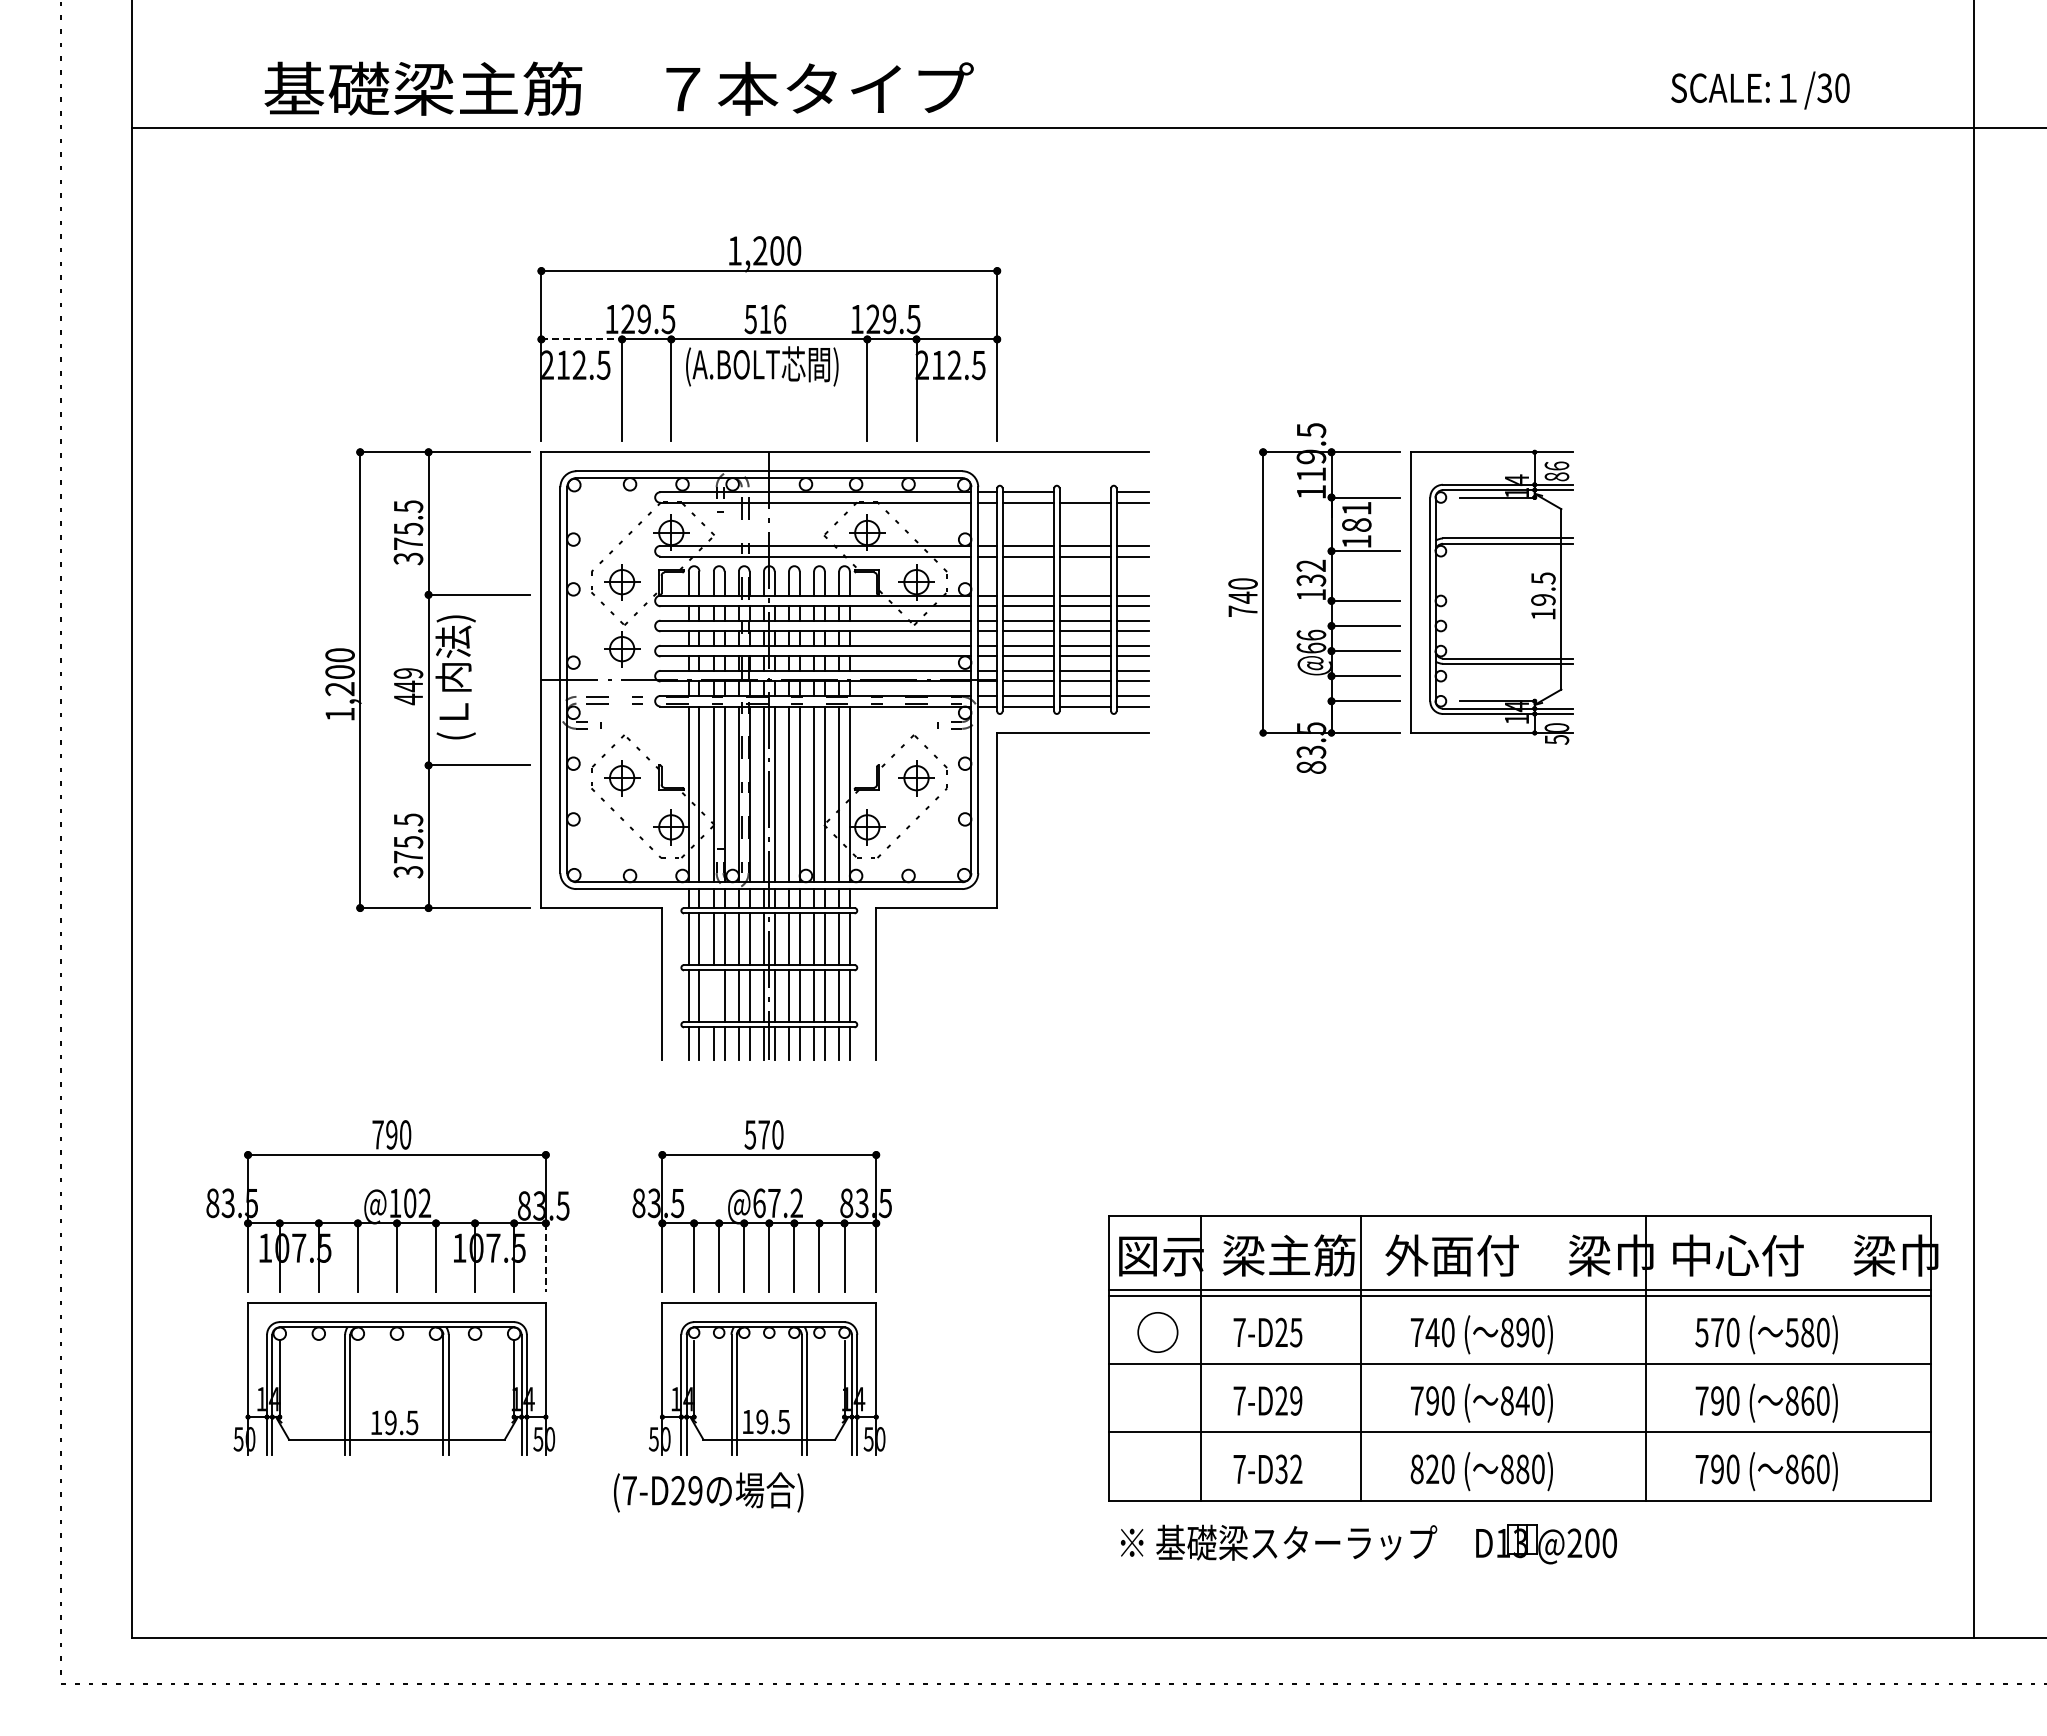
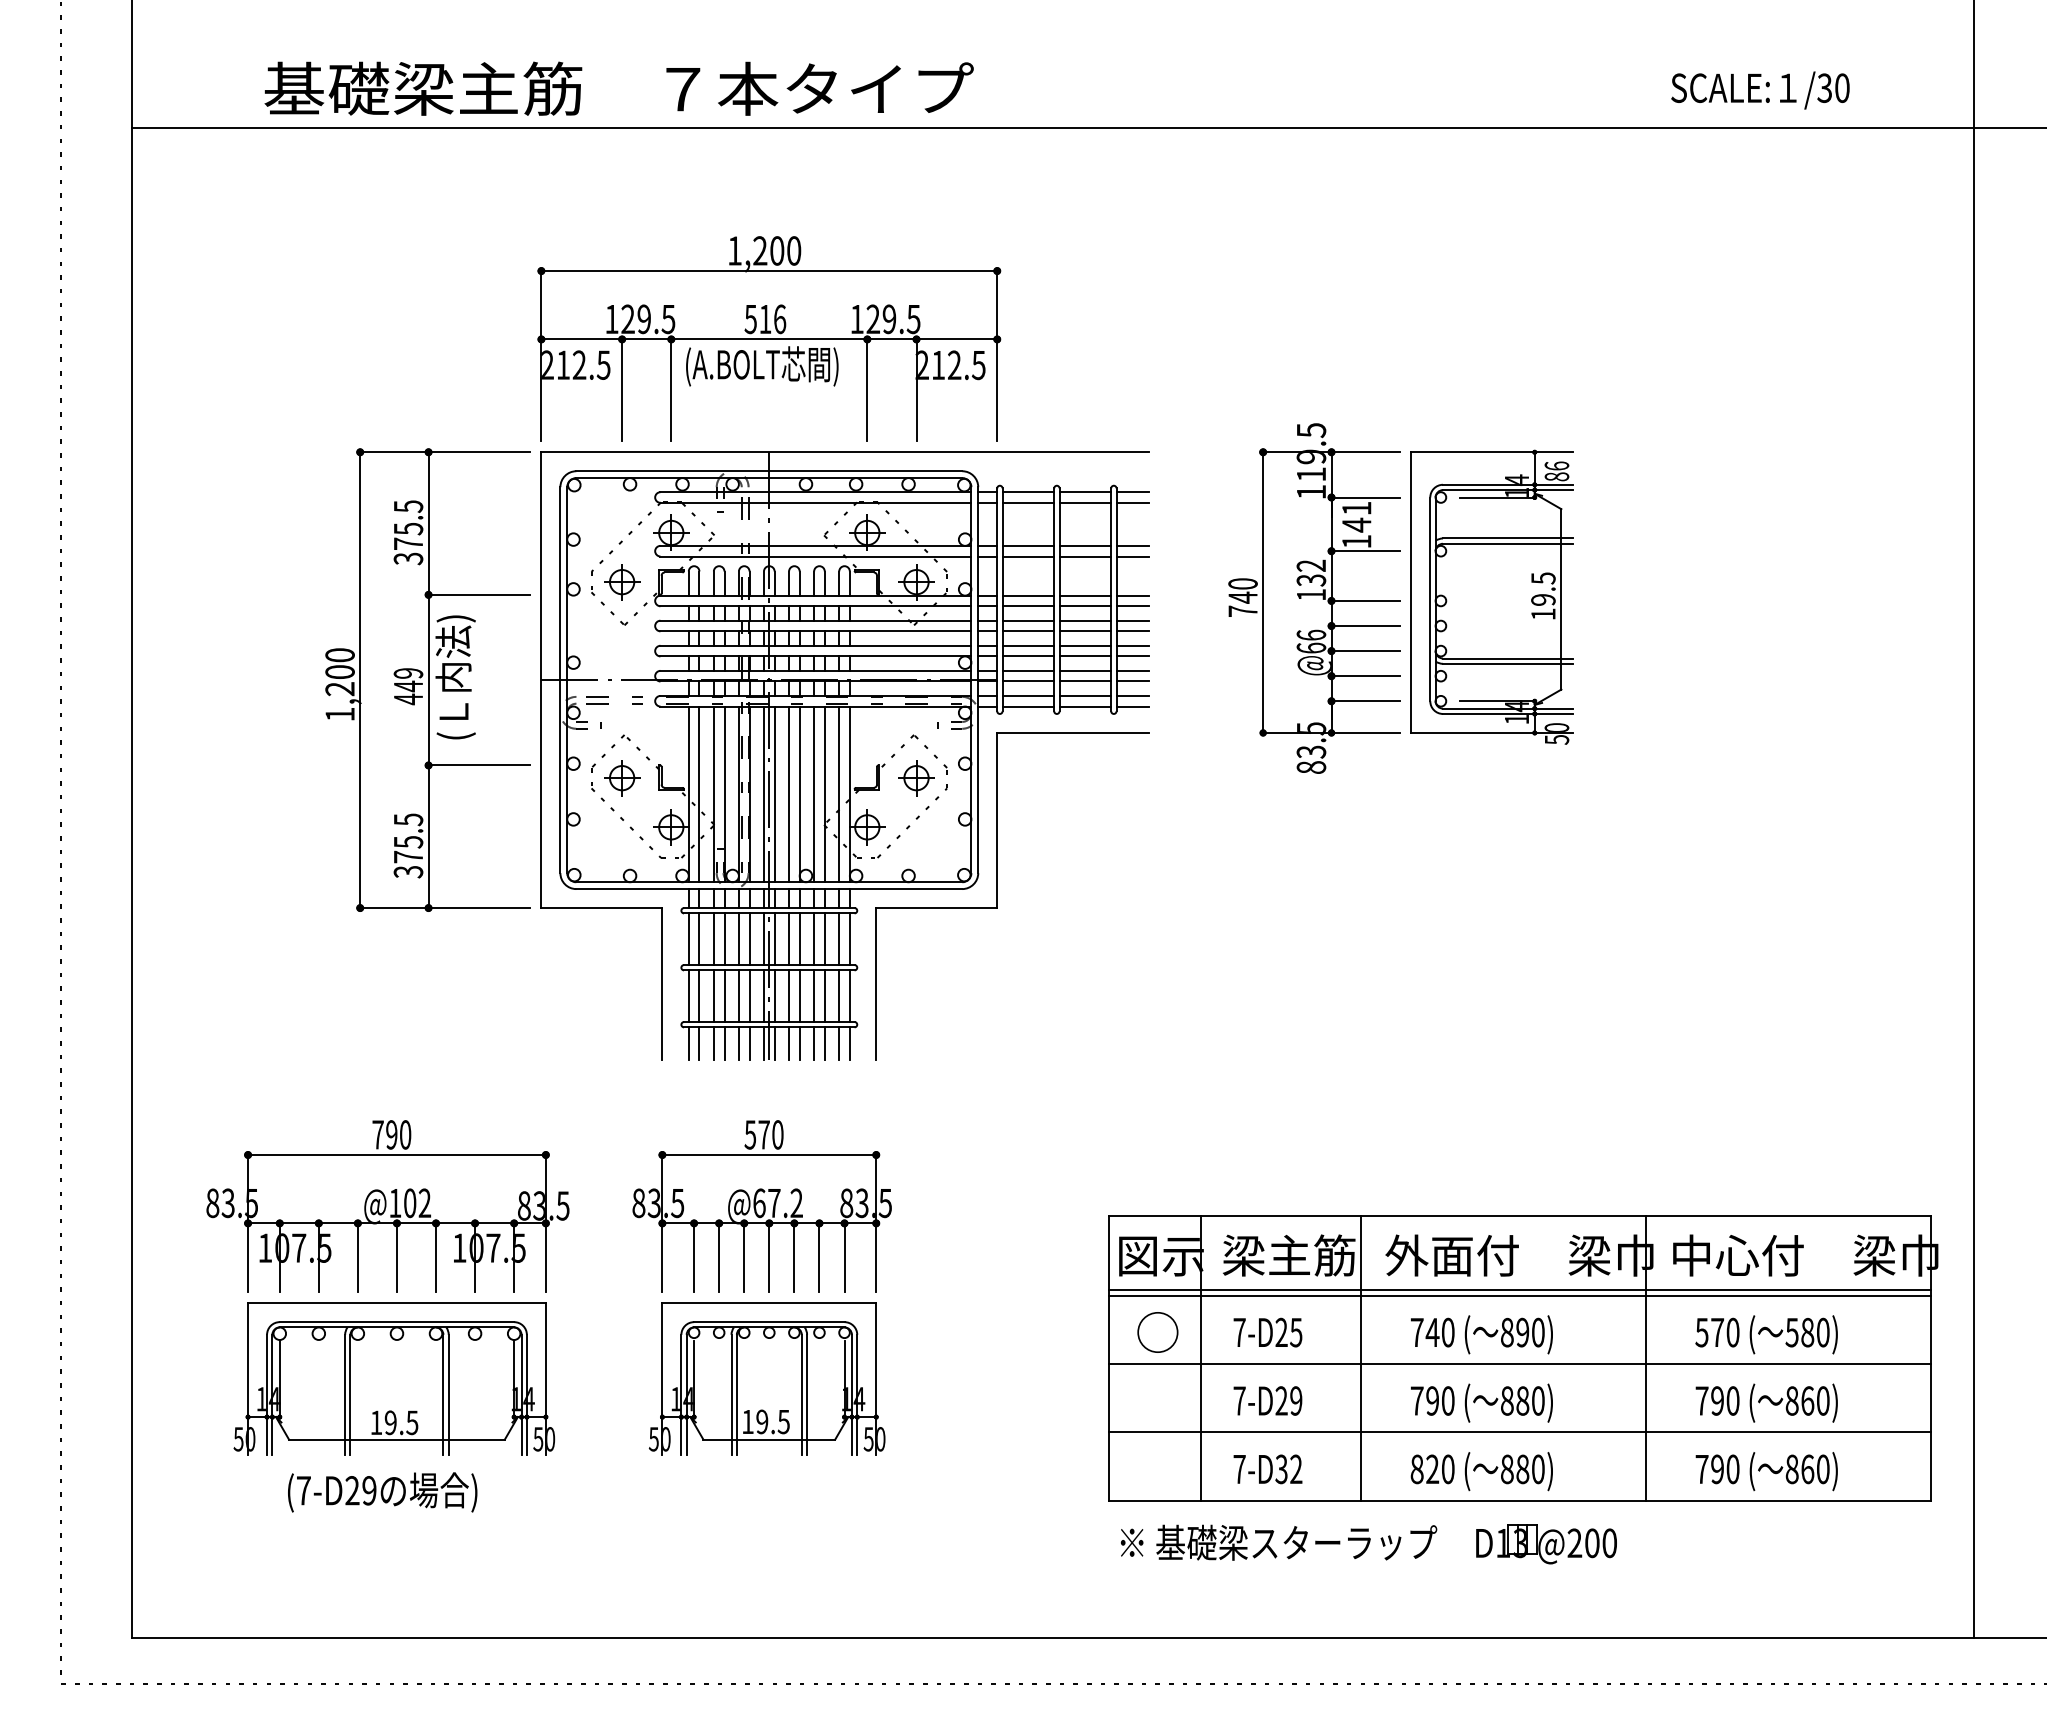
line: dashed -> solid (582, 339)
line: none -> present (1085, 492)
text: 181 -> 141 (1356, 524)
part: present -> none (622, 649)
line: none -> present (713, 996)
line: dashed -> solid (545, 1258)
text: 840) -> 880) (1522, 1400)
text position: (708, 1492) -> (382, 1492) (382, 1492)
